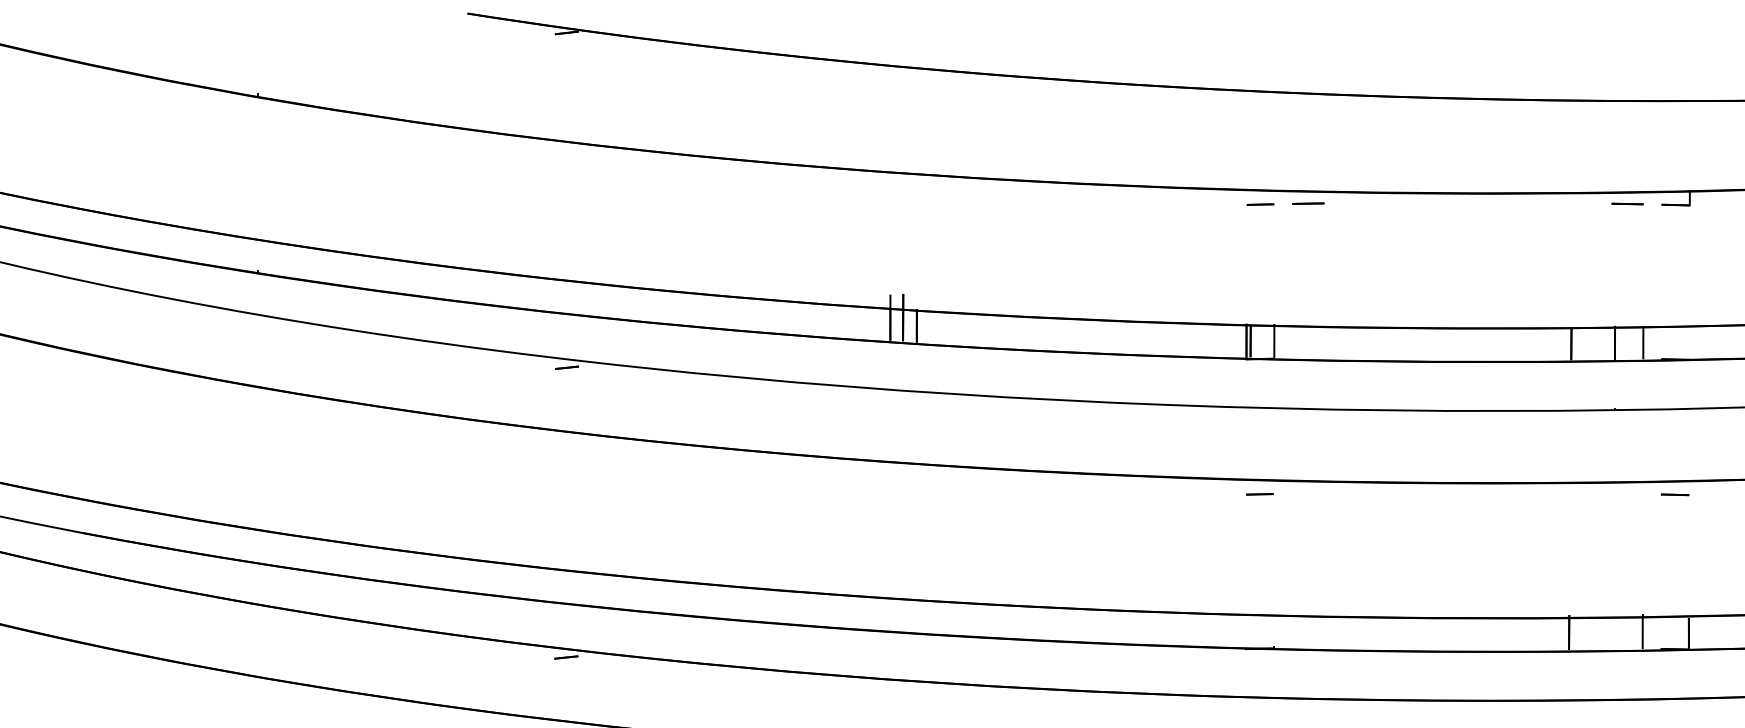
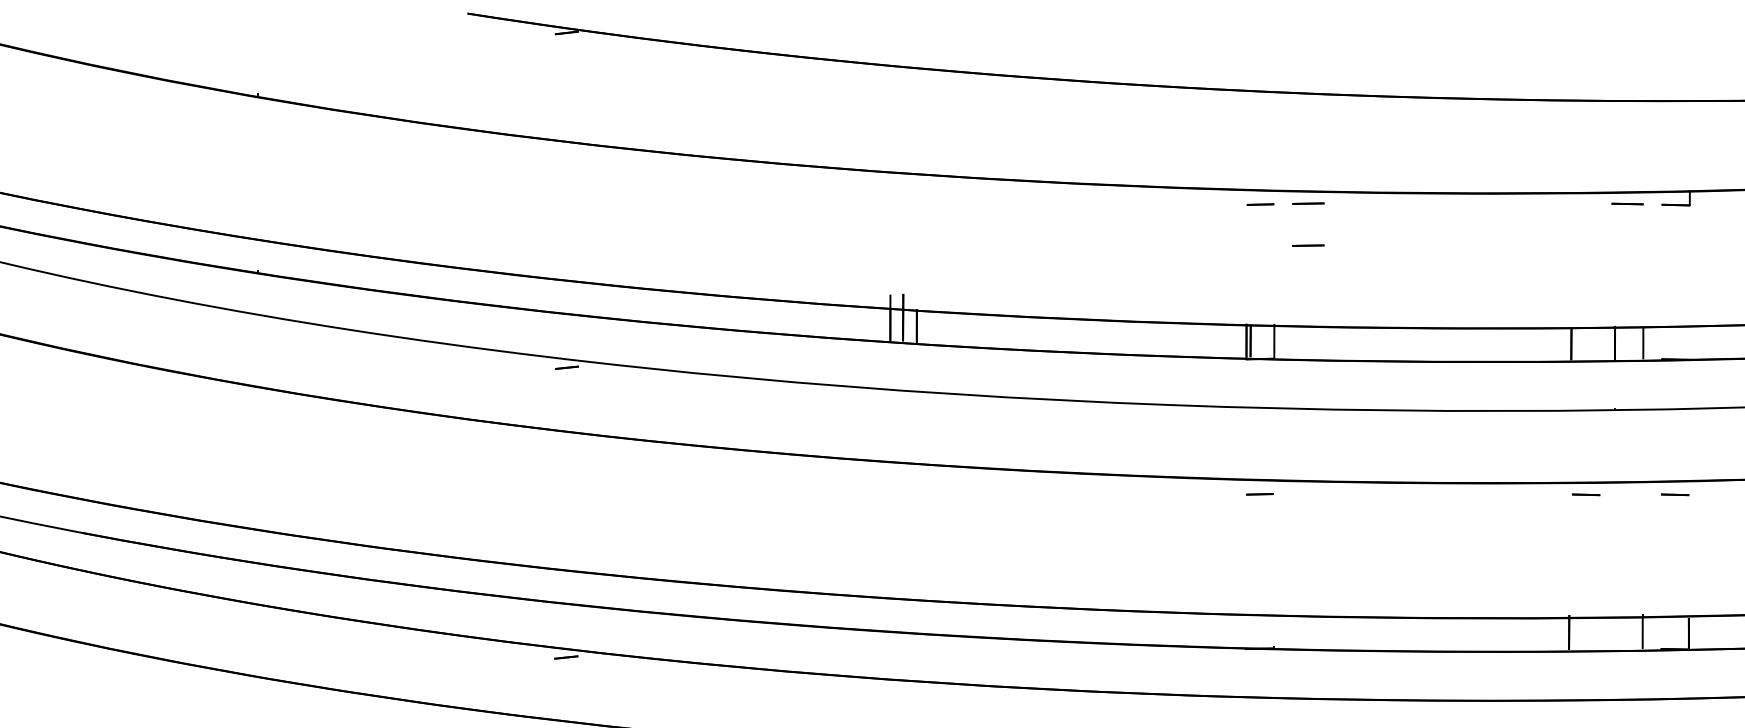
line: none -> present (1308, 245)
line: none -> present (1586, 494)
